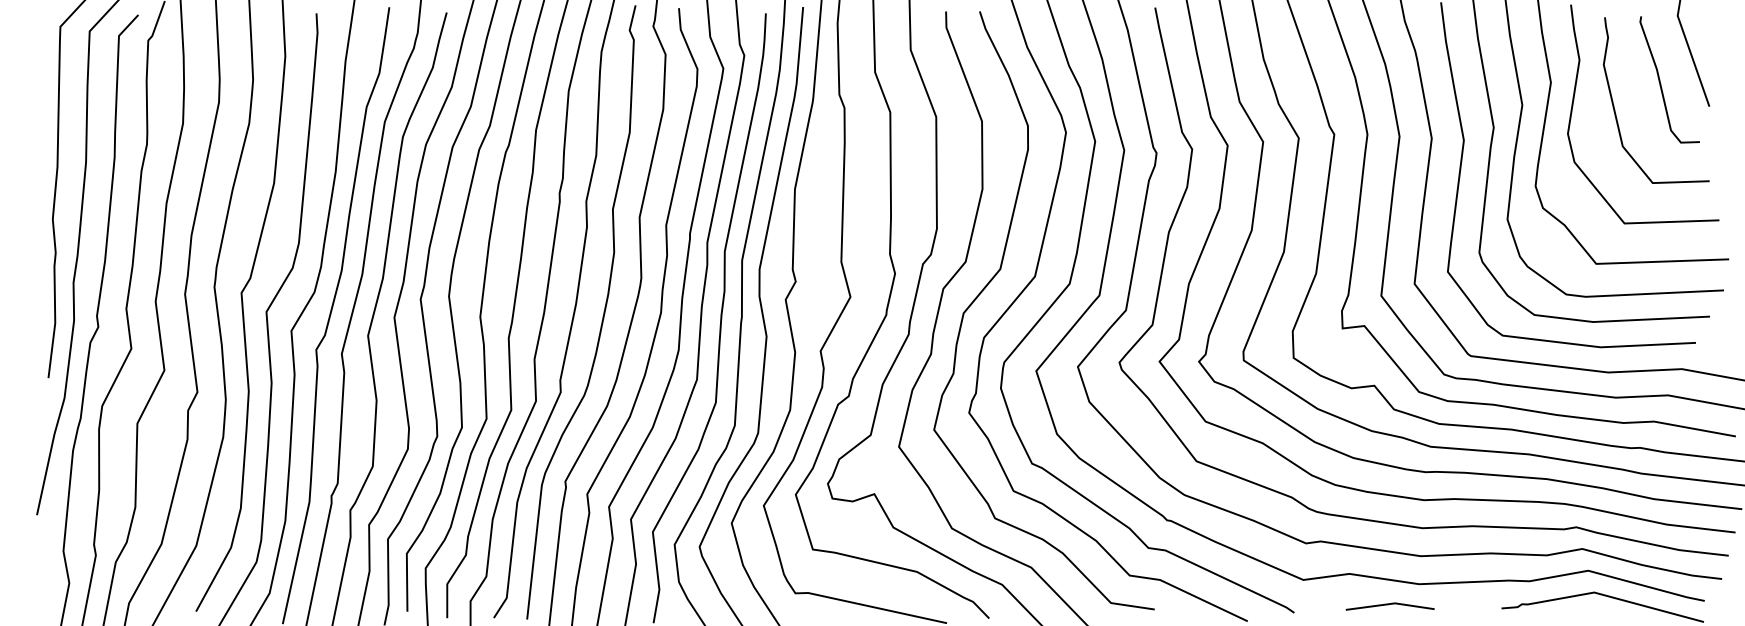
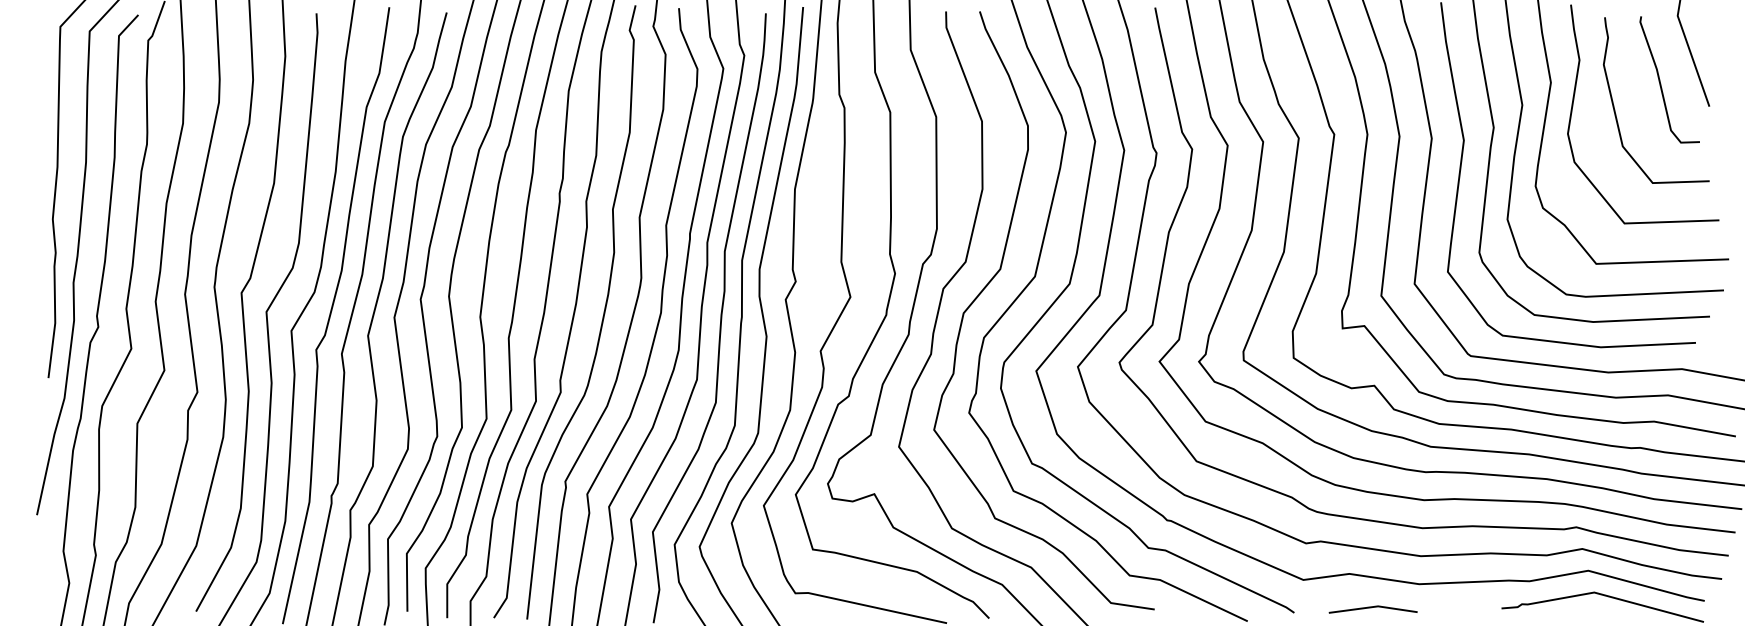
line position: (1388, 605) -> (1371, 608) (1371, 608)
